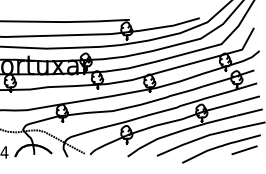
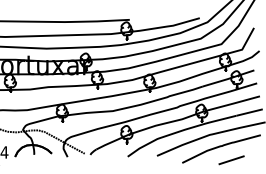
line position: (244, 150) -> (231, 160) (231, 160)
